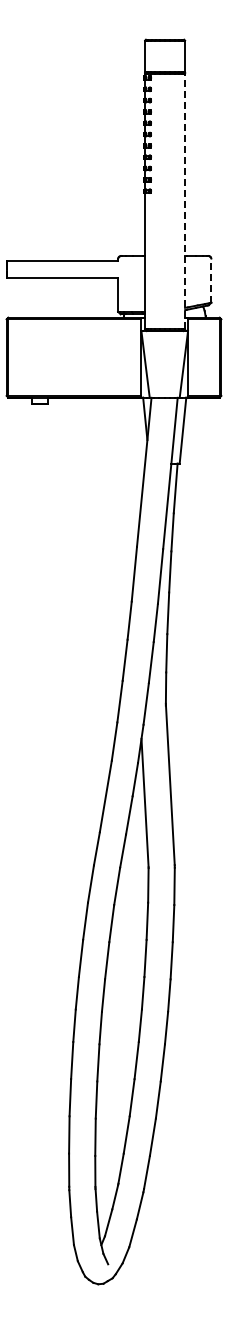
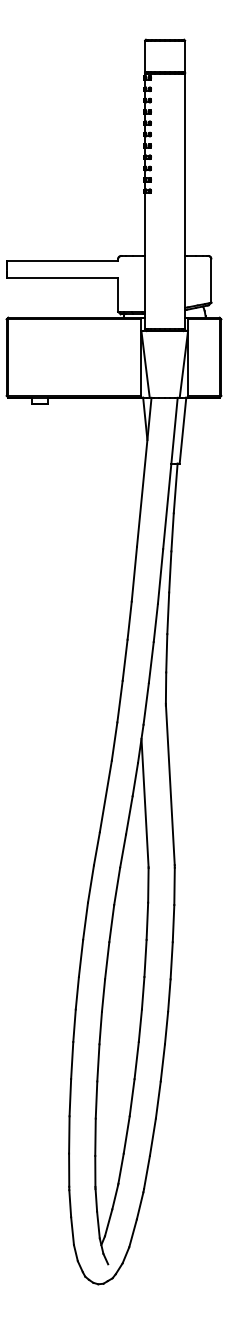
line: dashed -> solid (185, 201)
line: dashed -> solid (211, 280)
